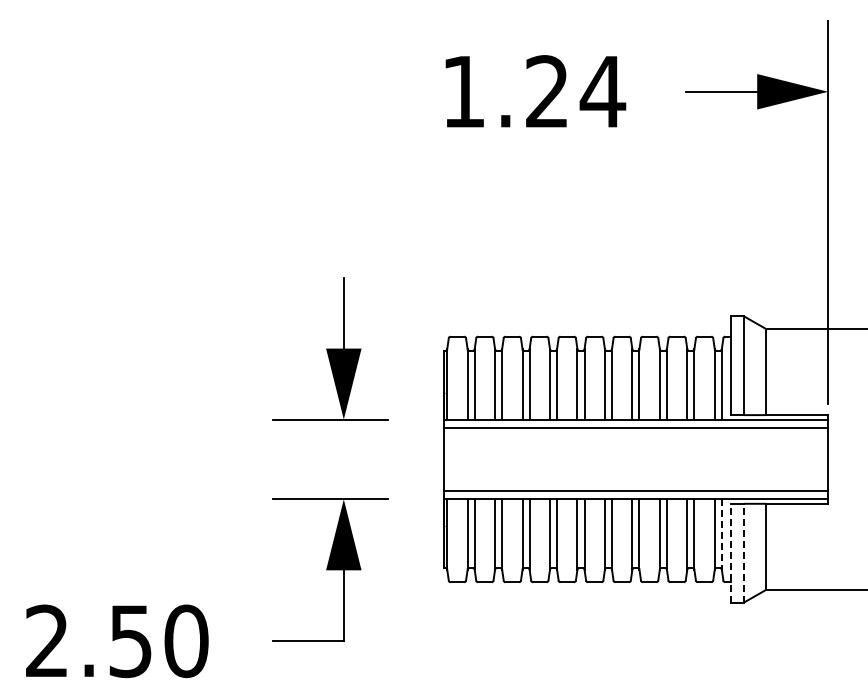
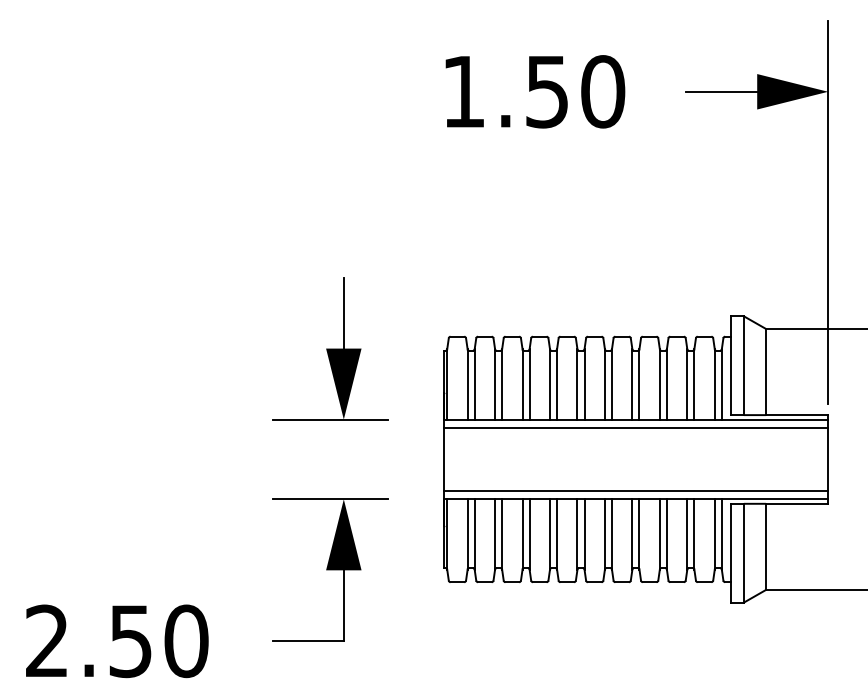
text: 1.24 -> 1.50 (576, 91)
line: dashed -> solid (721, 534)
line: dashed -> solid (730, 552)
line: dashed -> solid (743, 552)
